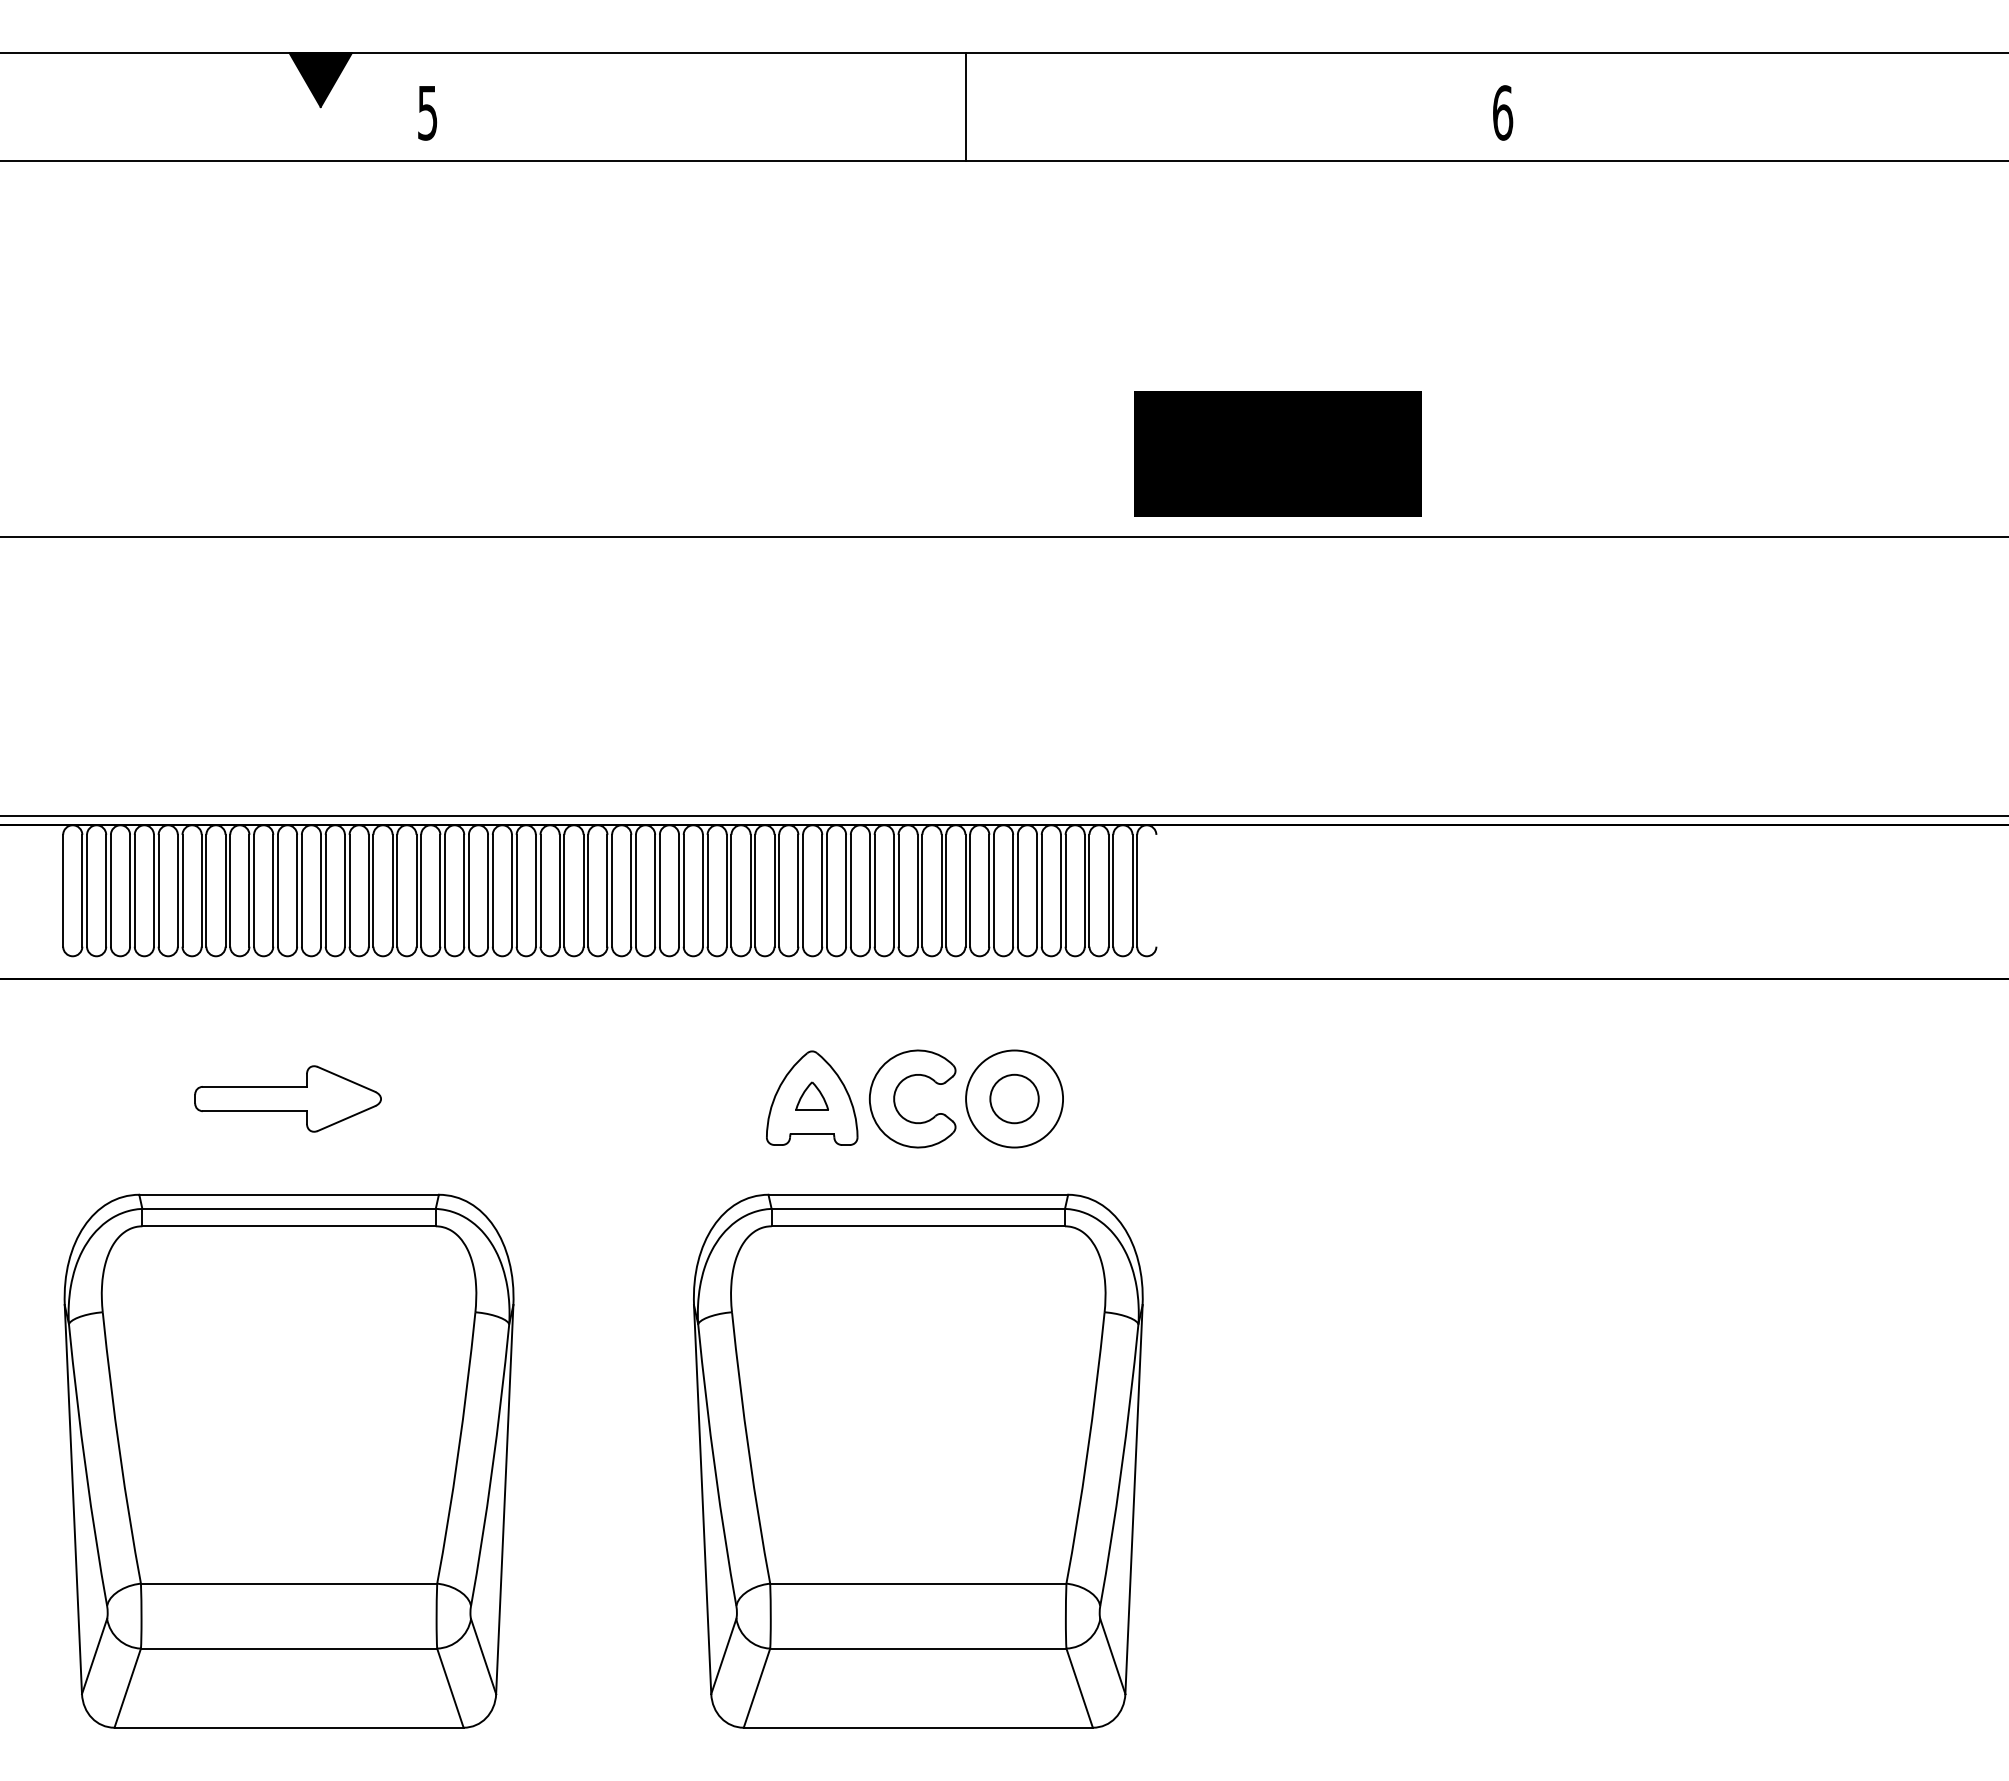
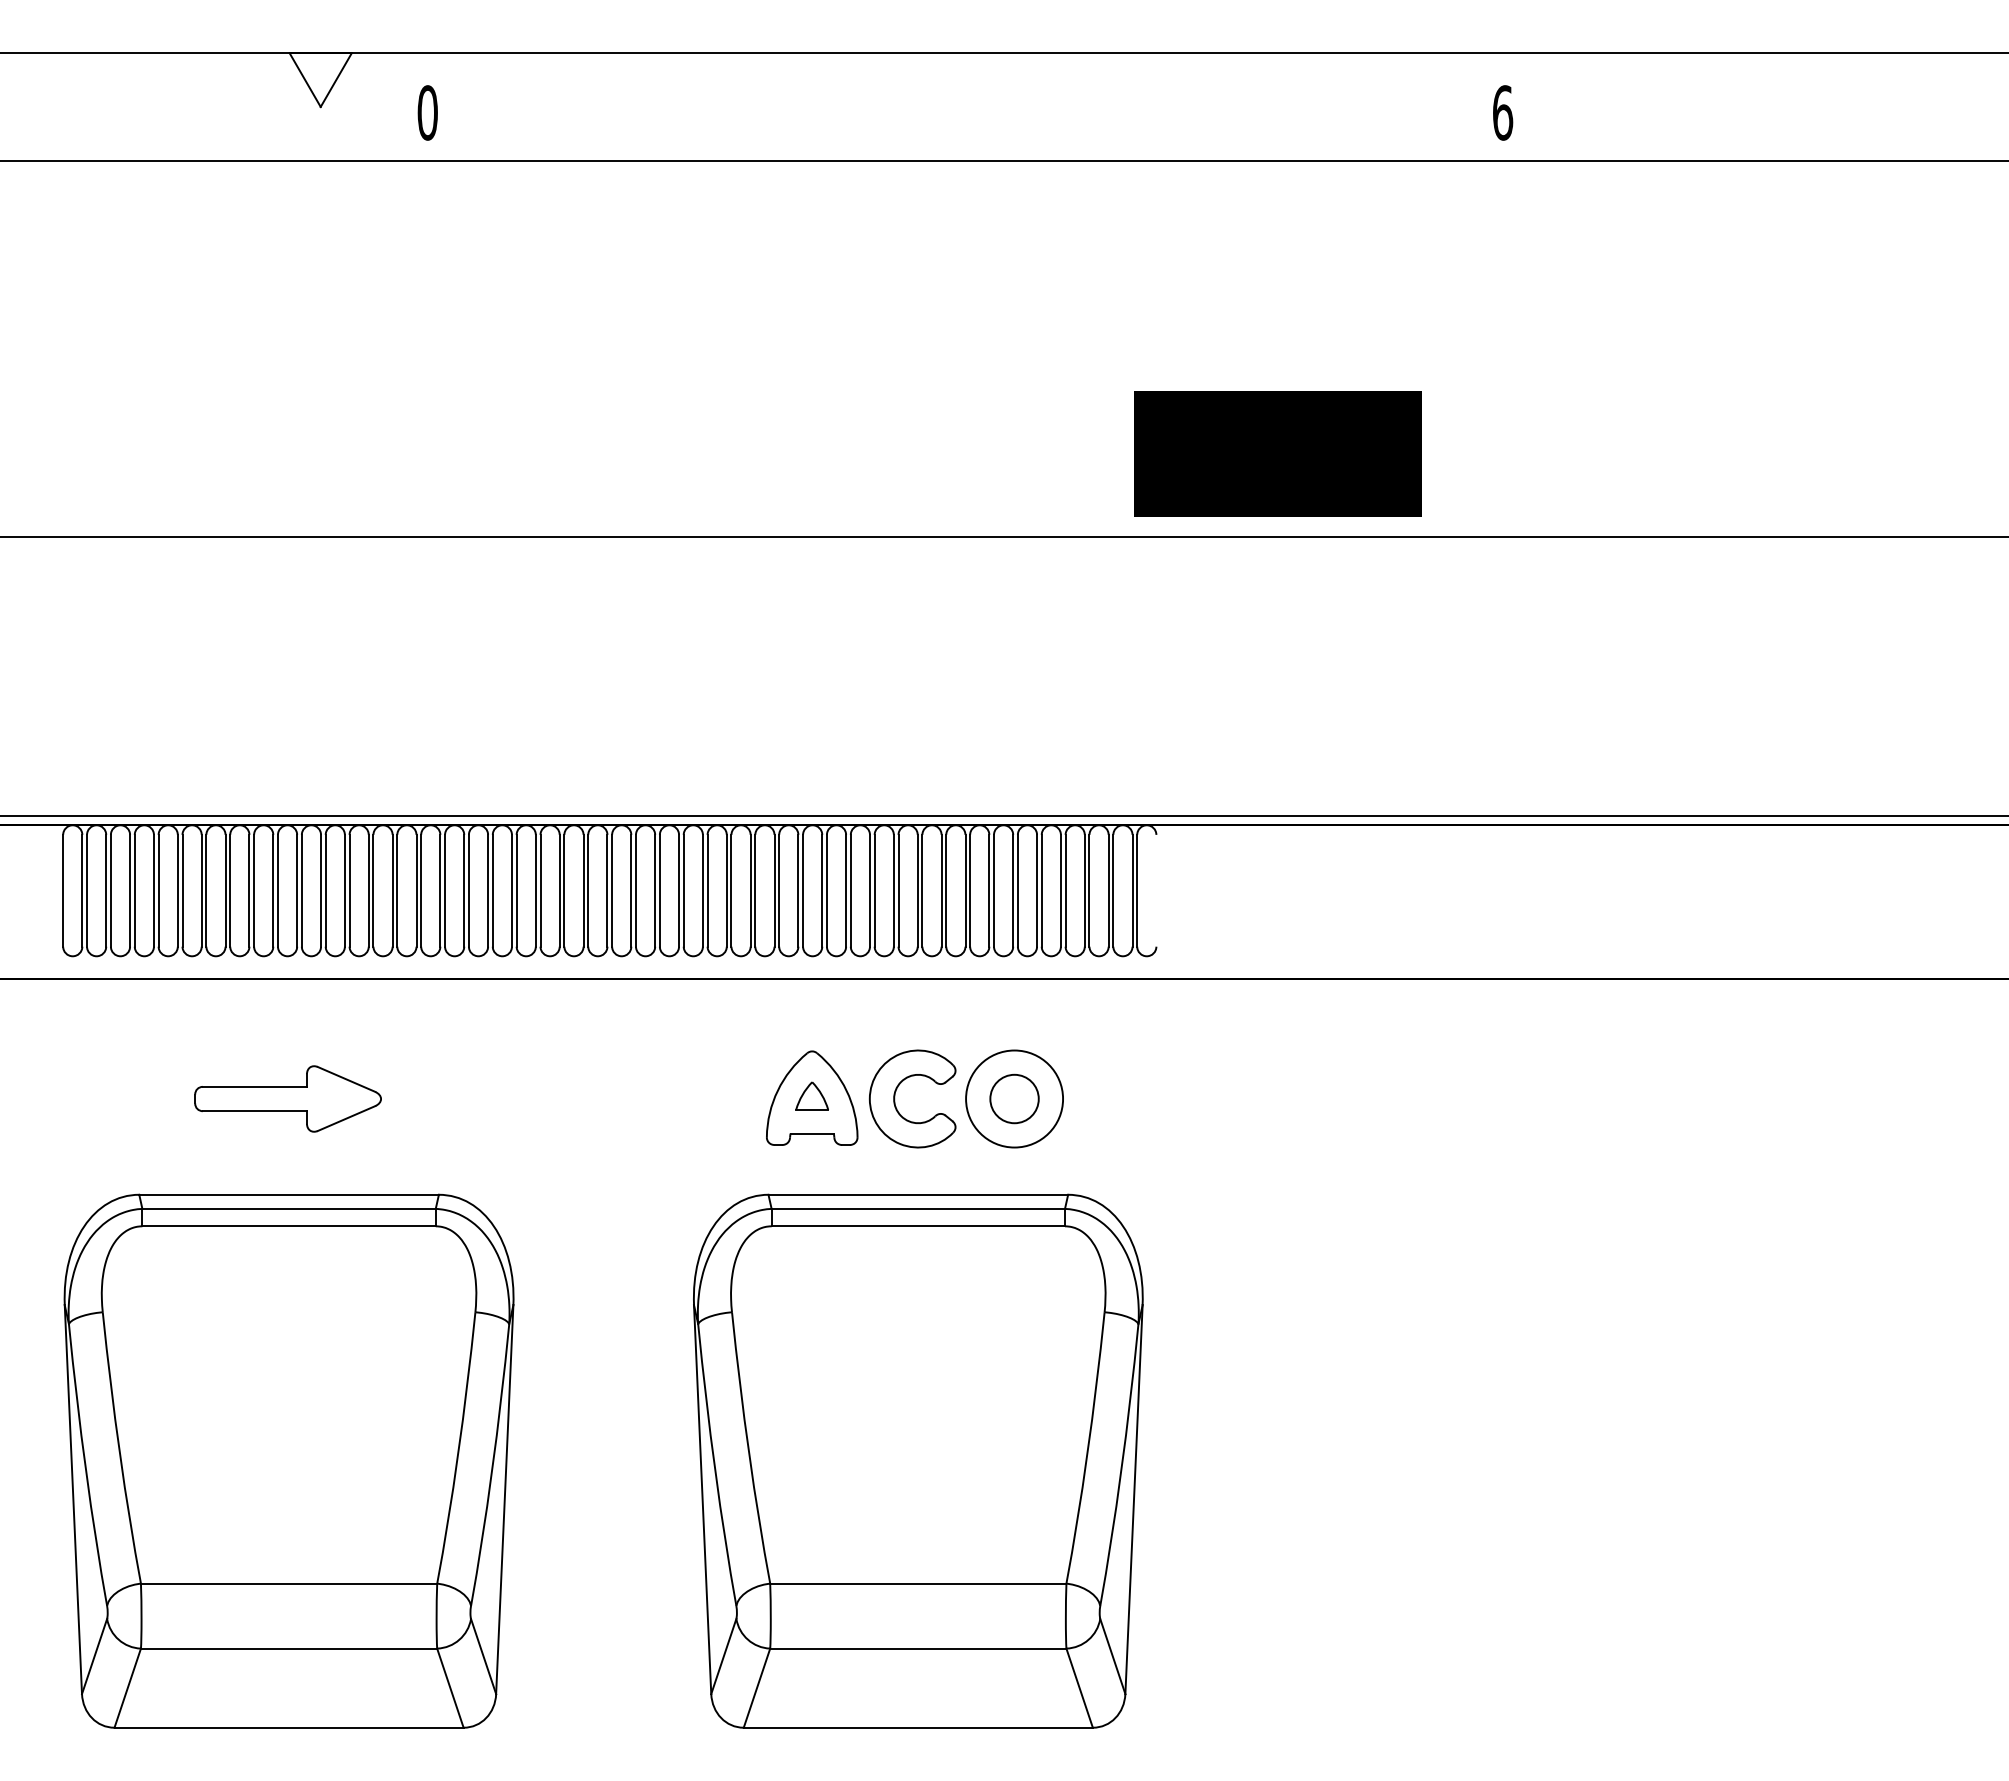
fill: present -> none (320, 79)
line: present -> none (965, 106)
text: 5 -> 0 (427, 112)
